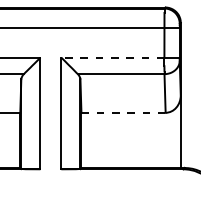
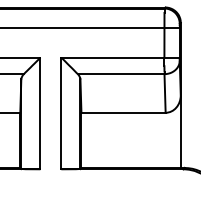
line: dashed -> solid (112, 57)
line: dashed -> solid (124, 112)
